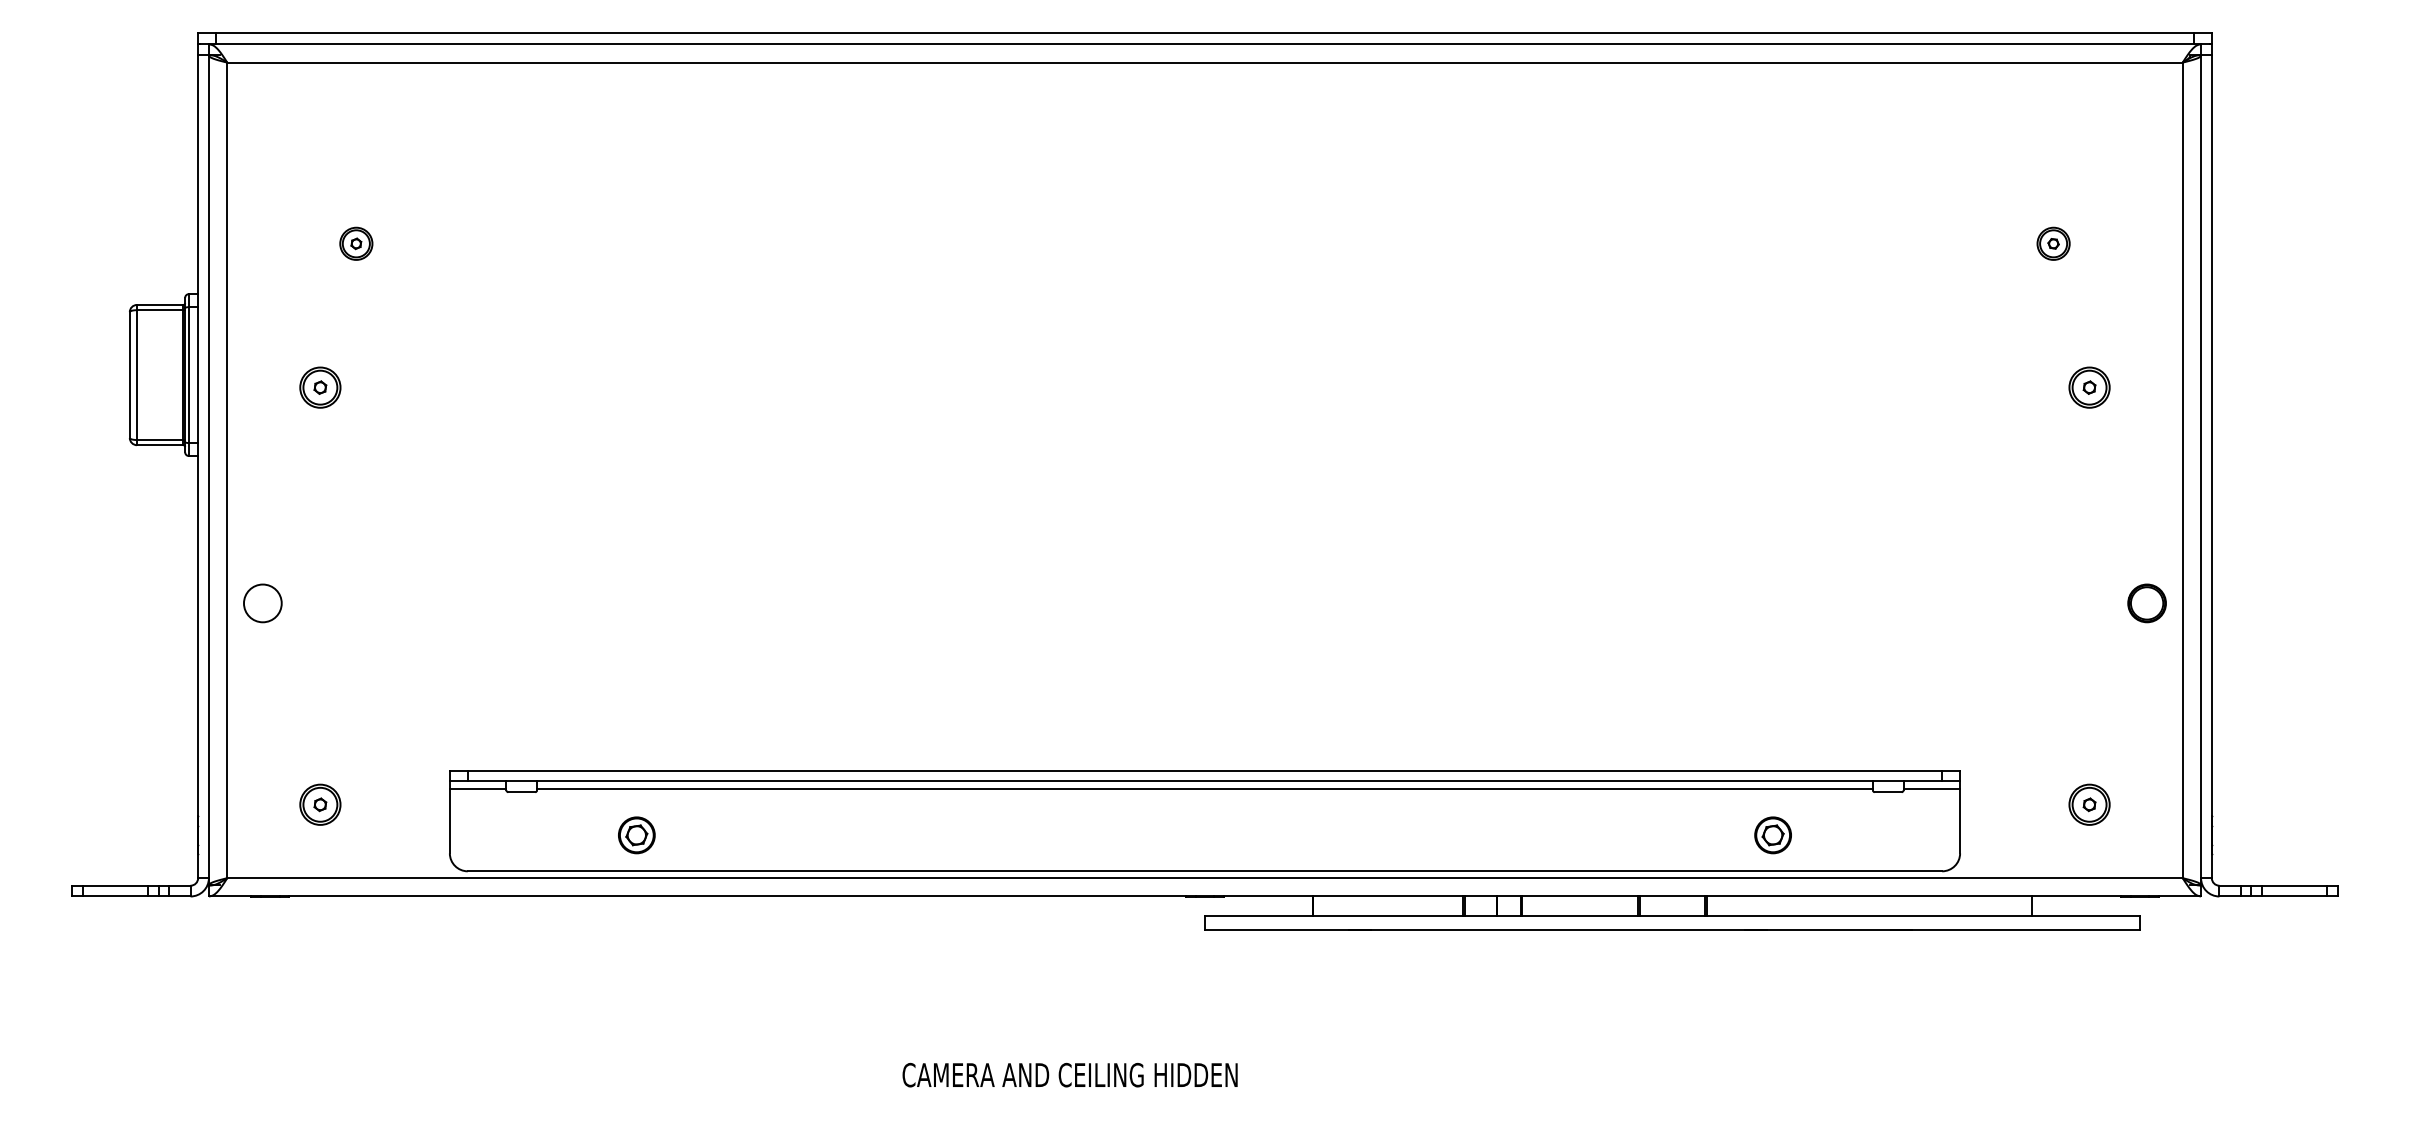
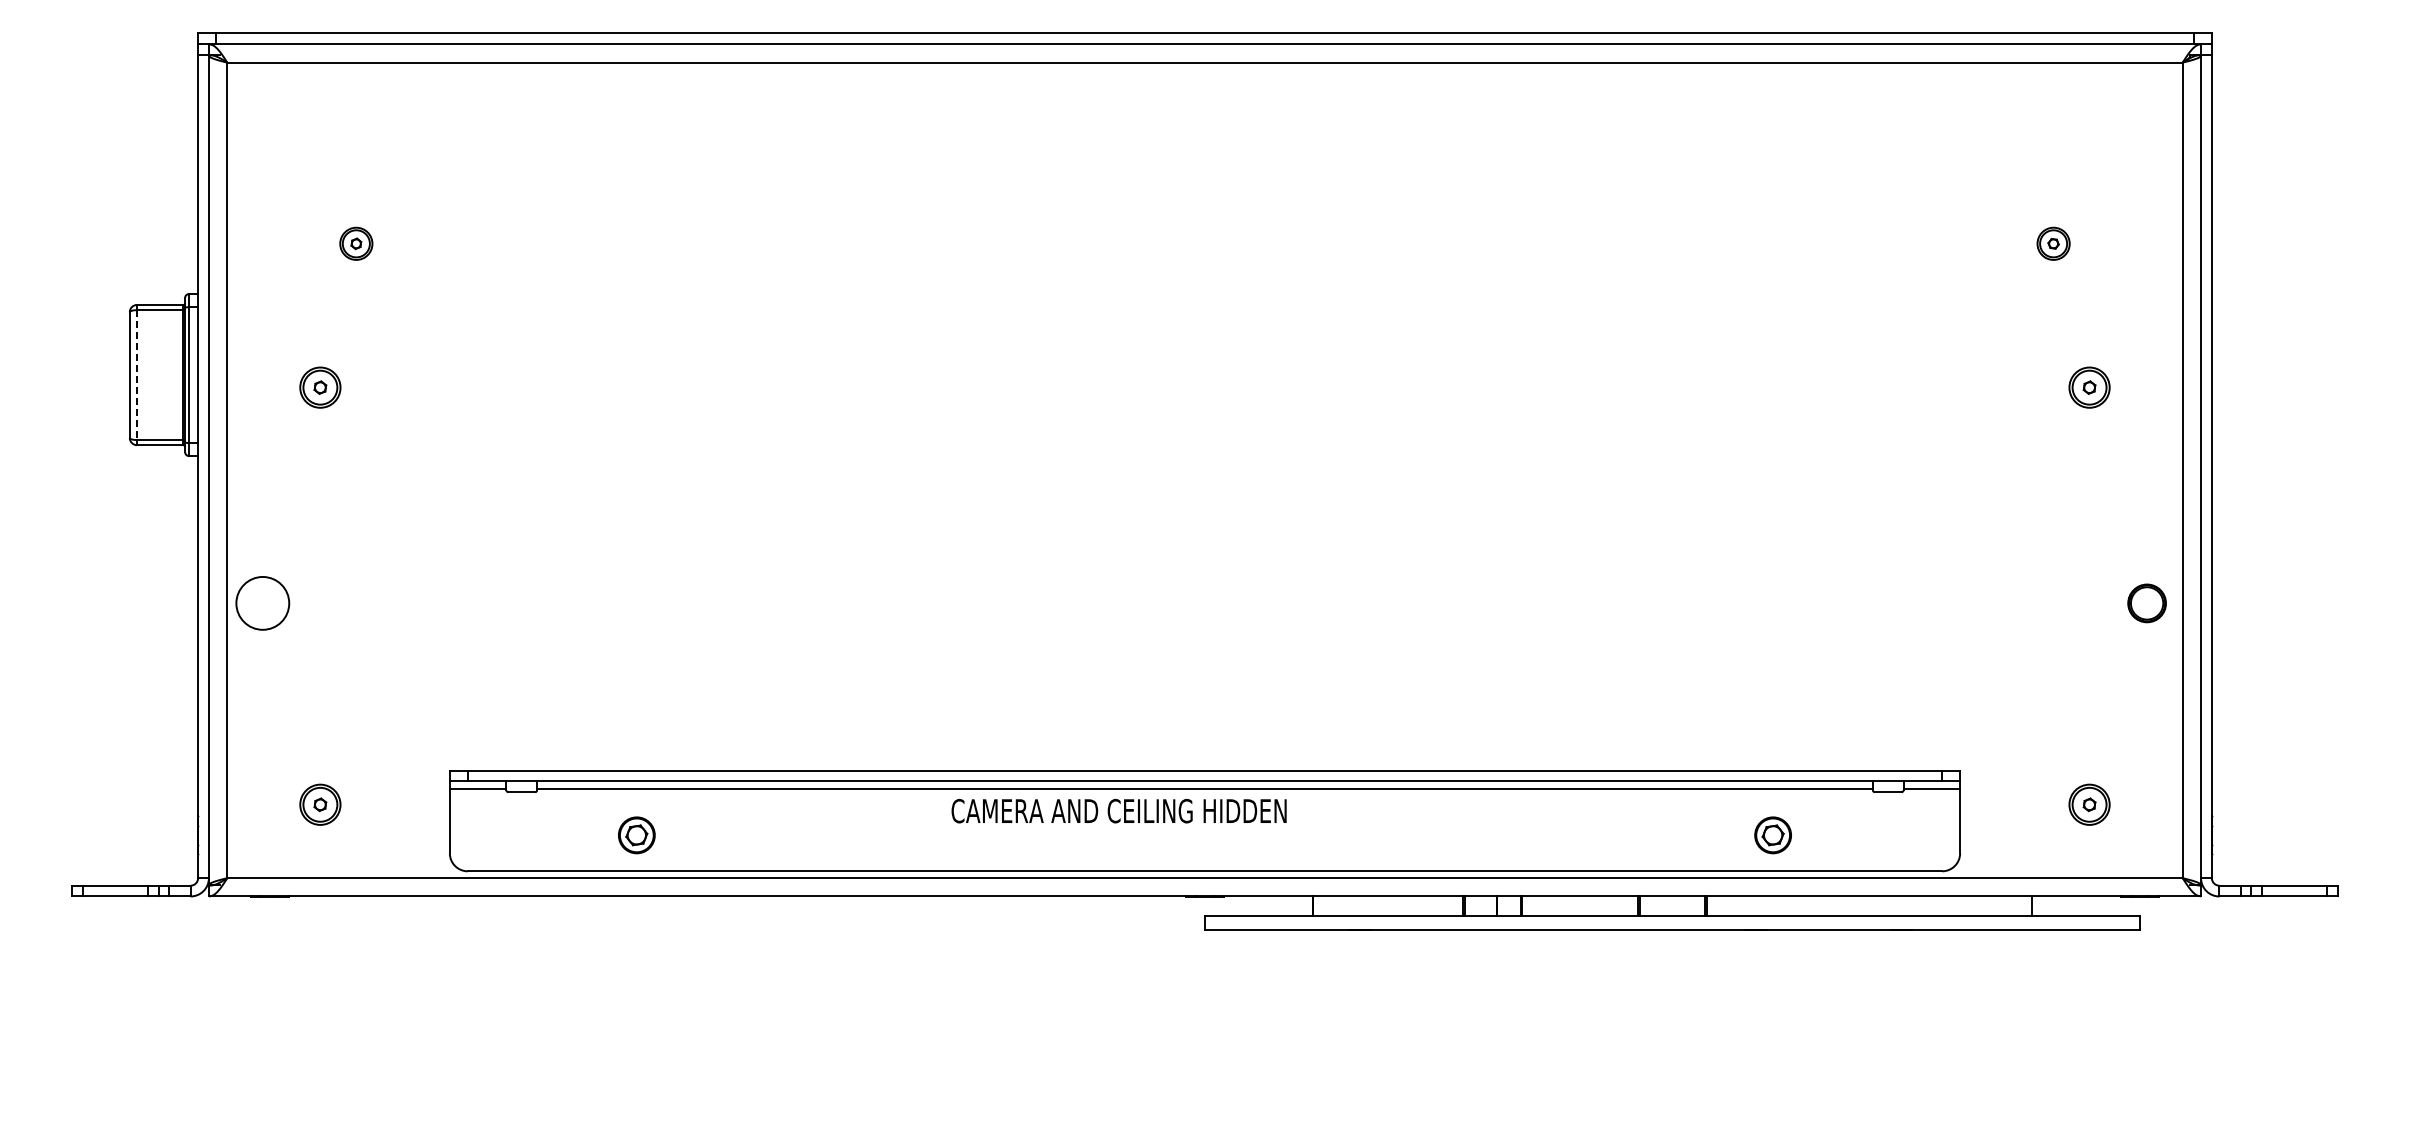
line: solid -> dashed (137, 375)
circle size: 40x41 px -> 56x55 px (262, 603)
text position: (1069, 1074) -> (1118, 810) (1118, 810)
